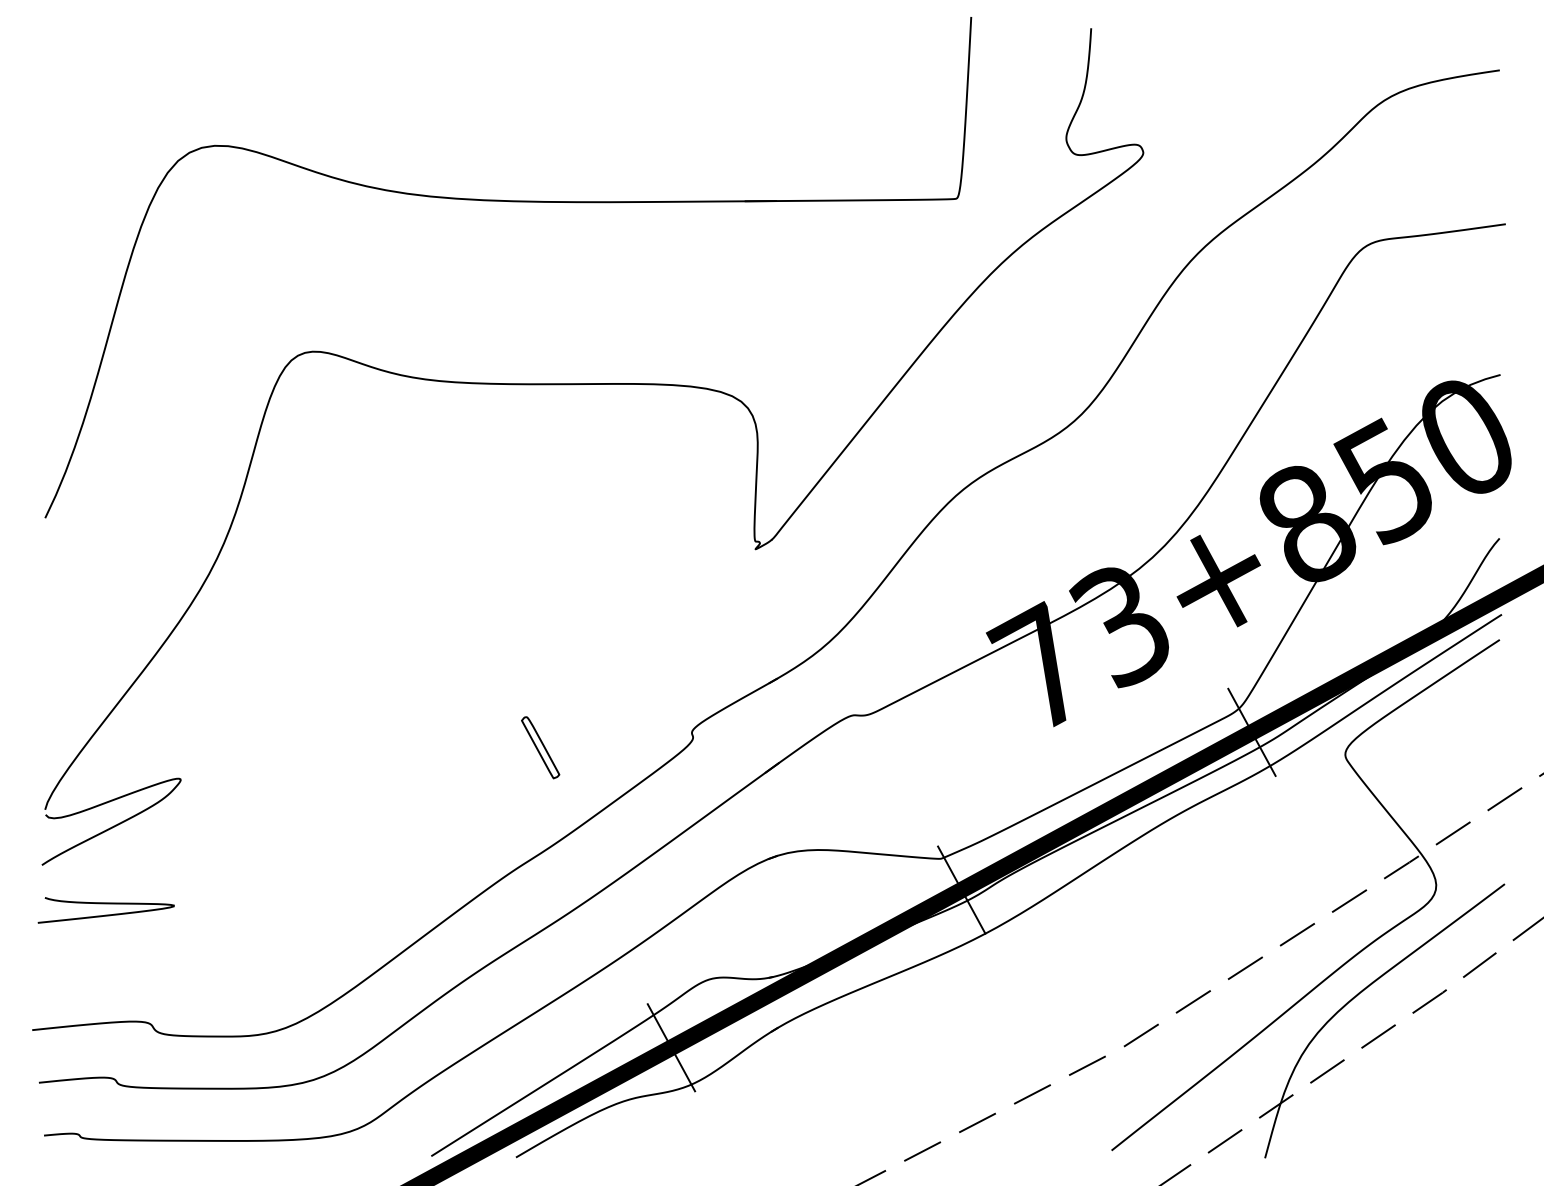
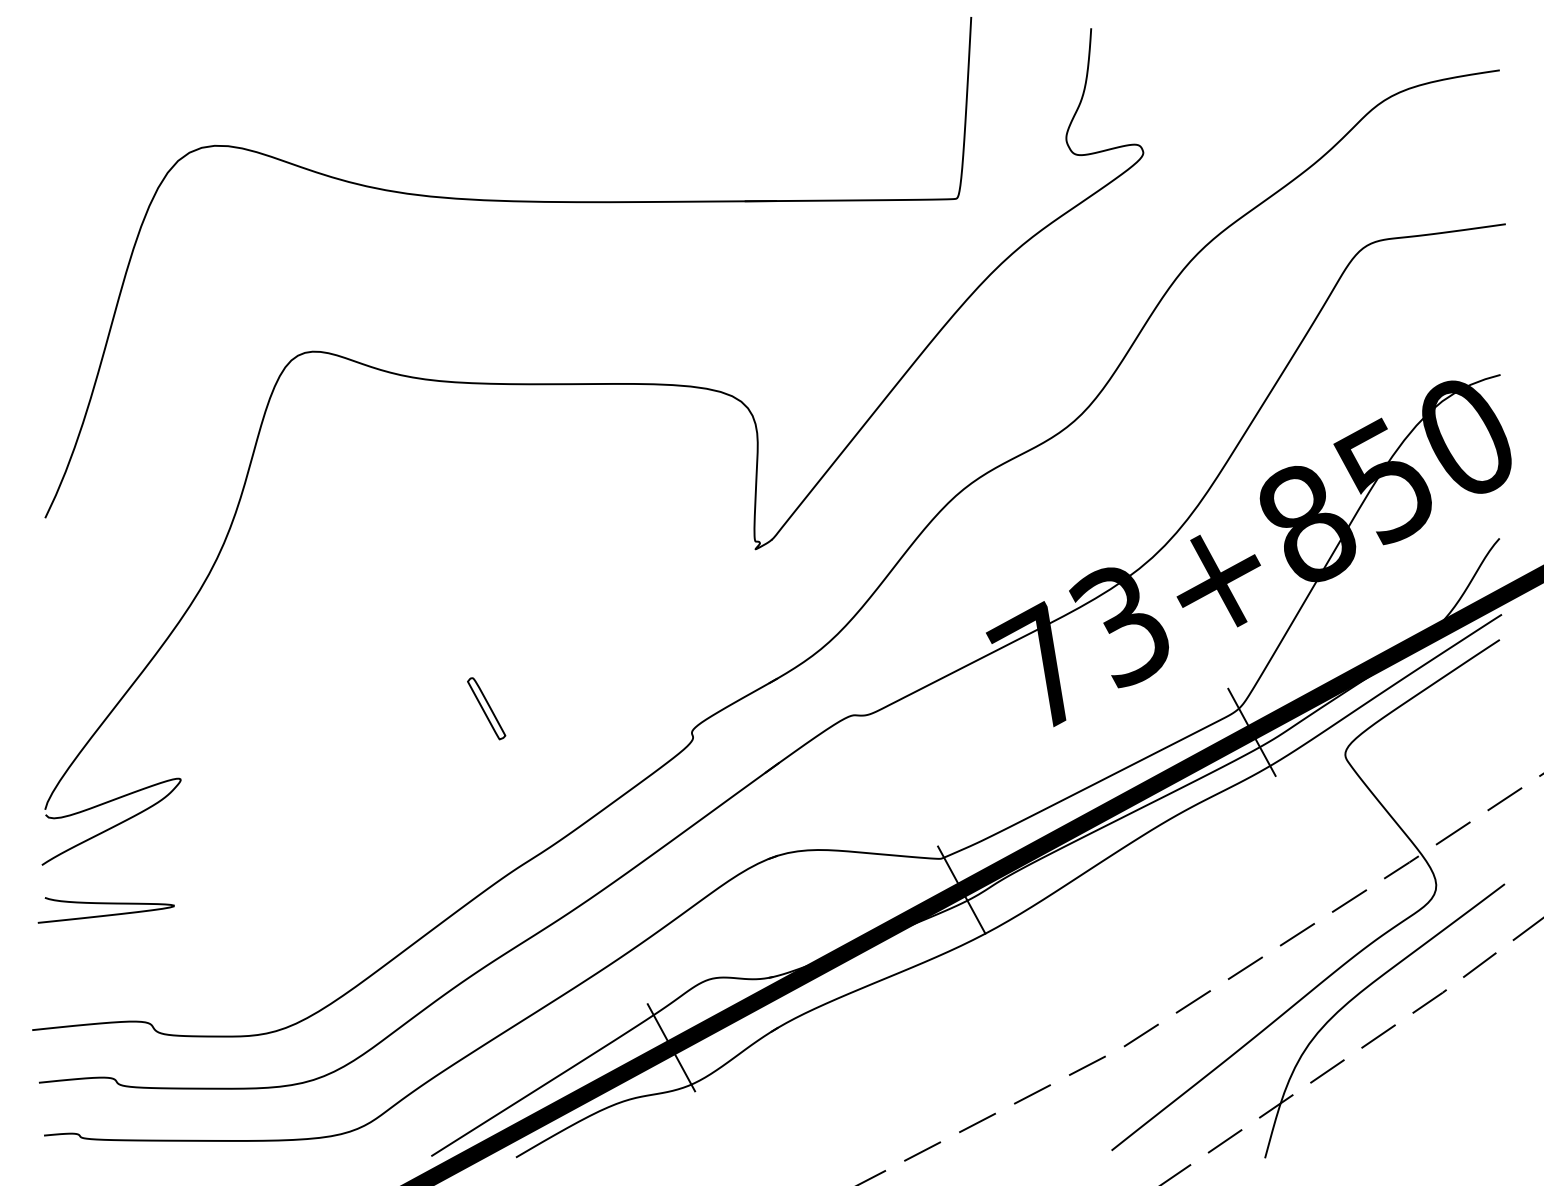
part position: (540, 747) -> (486, 708) (486, 708)
